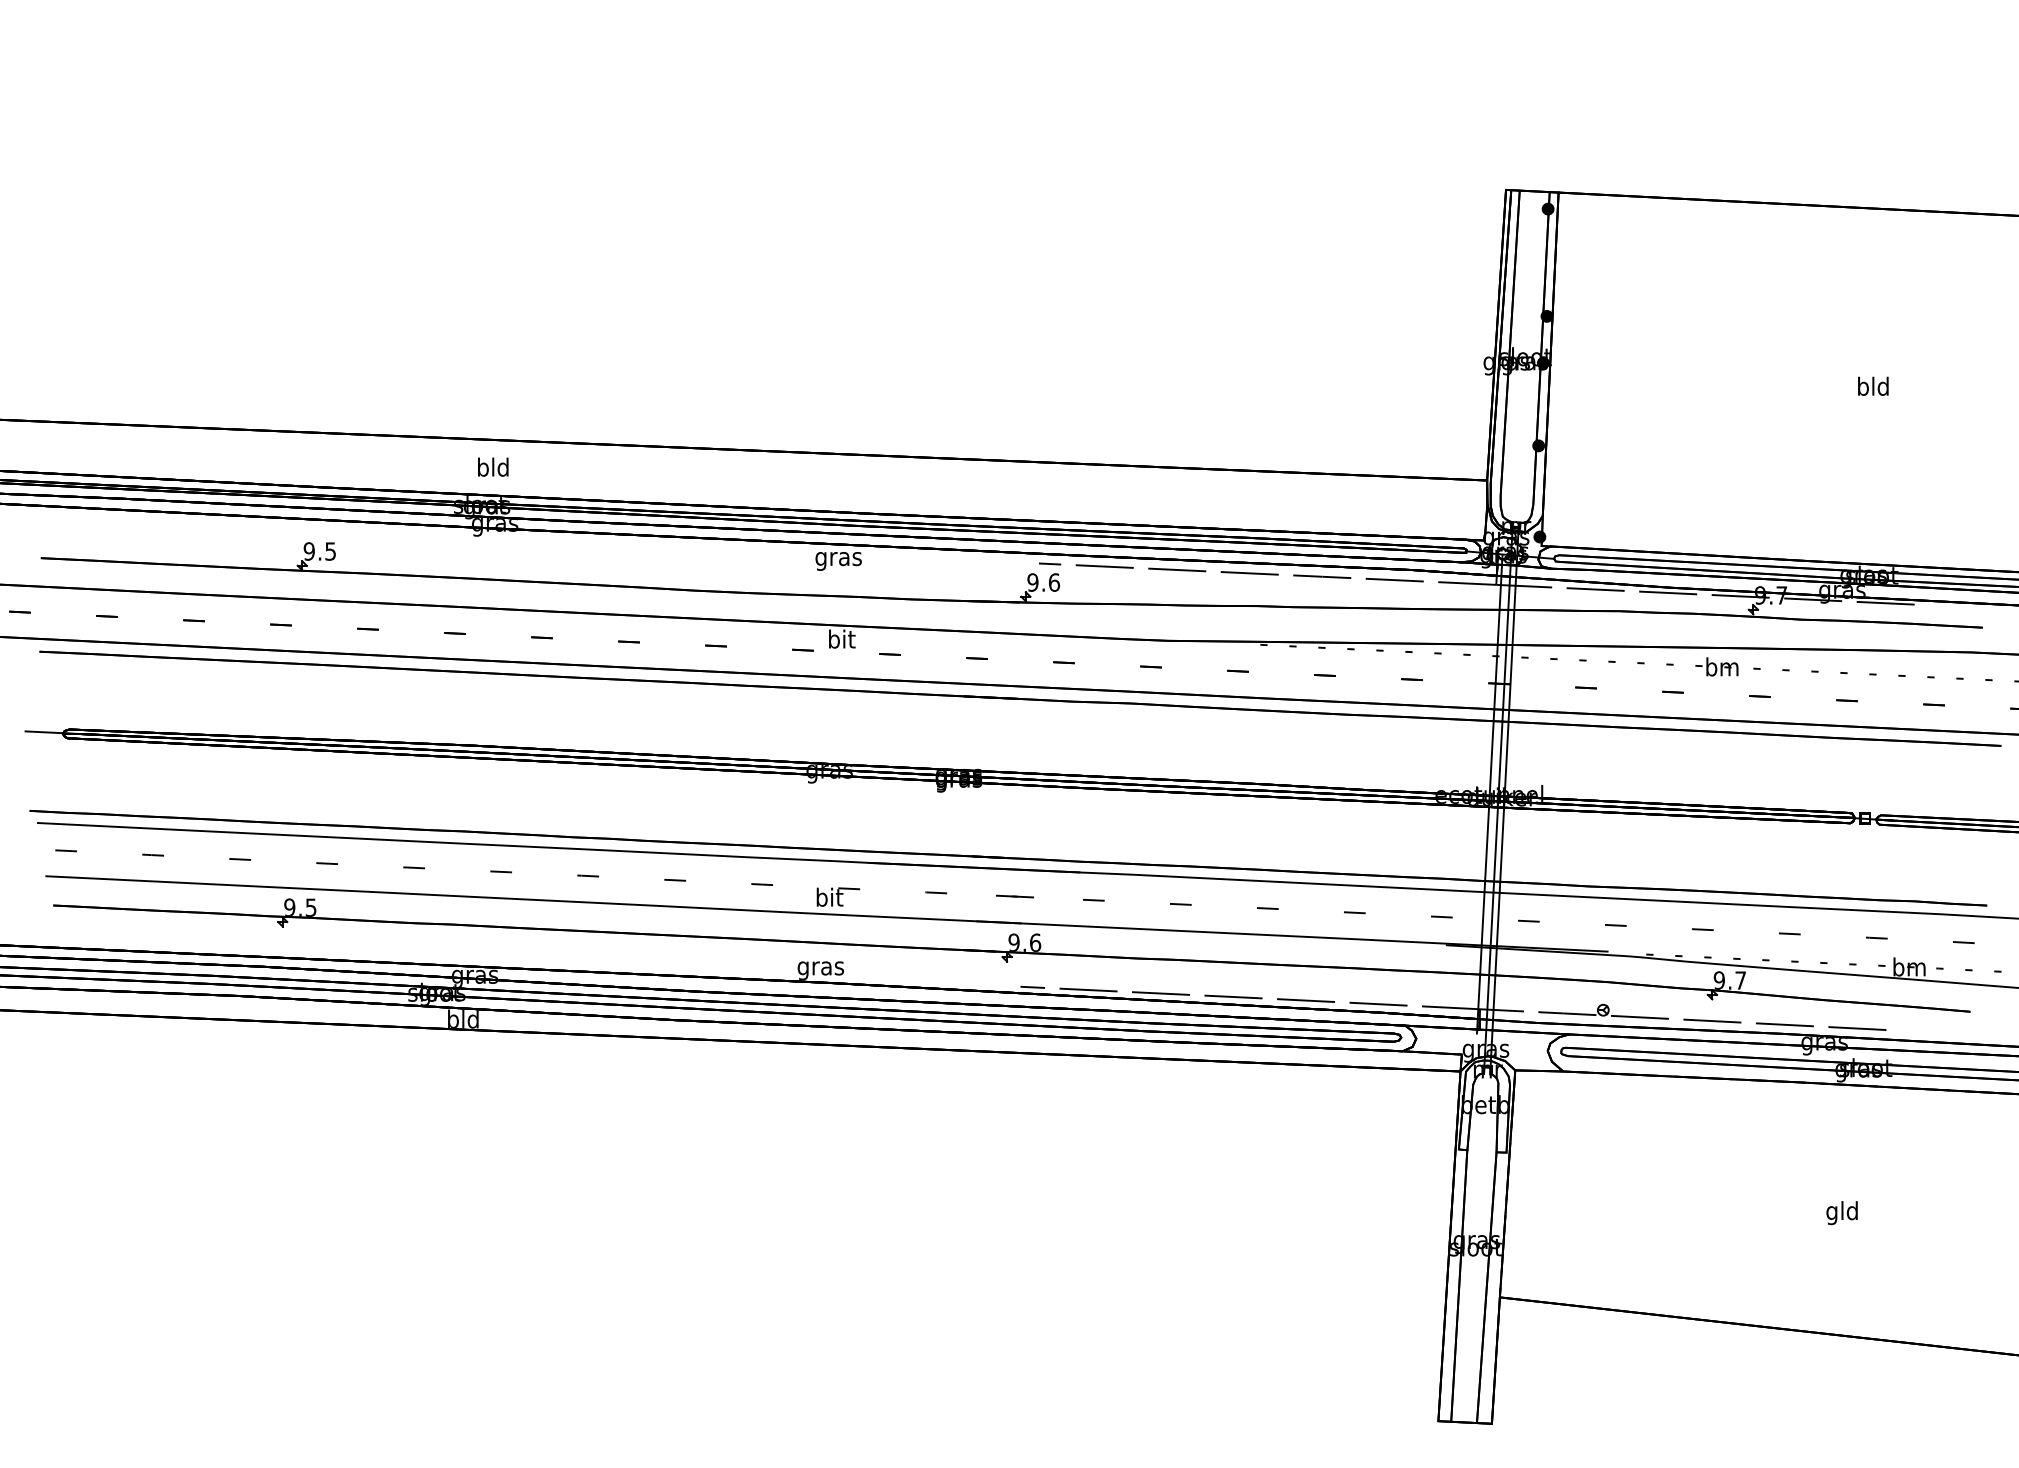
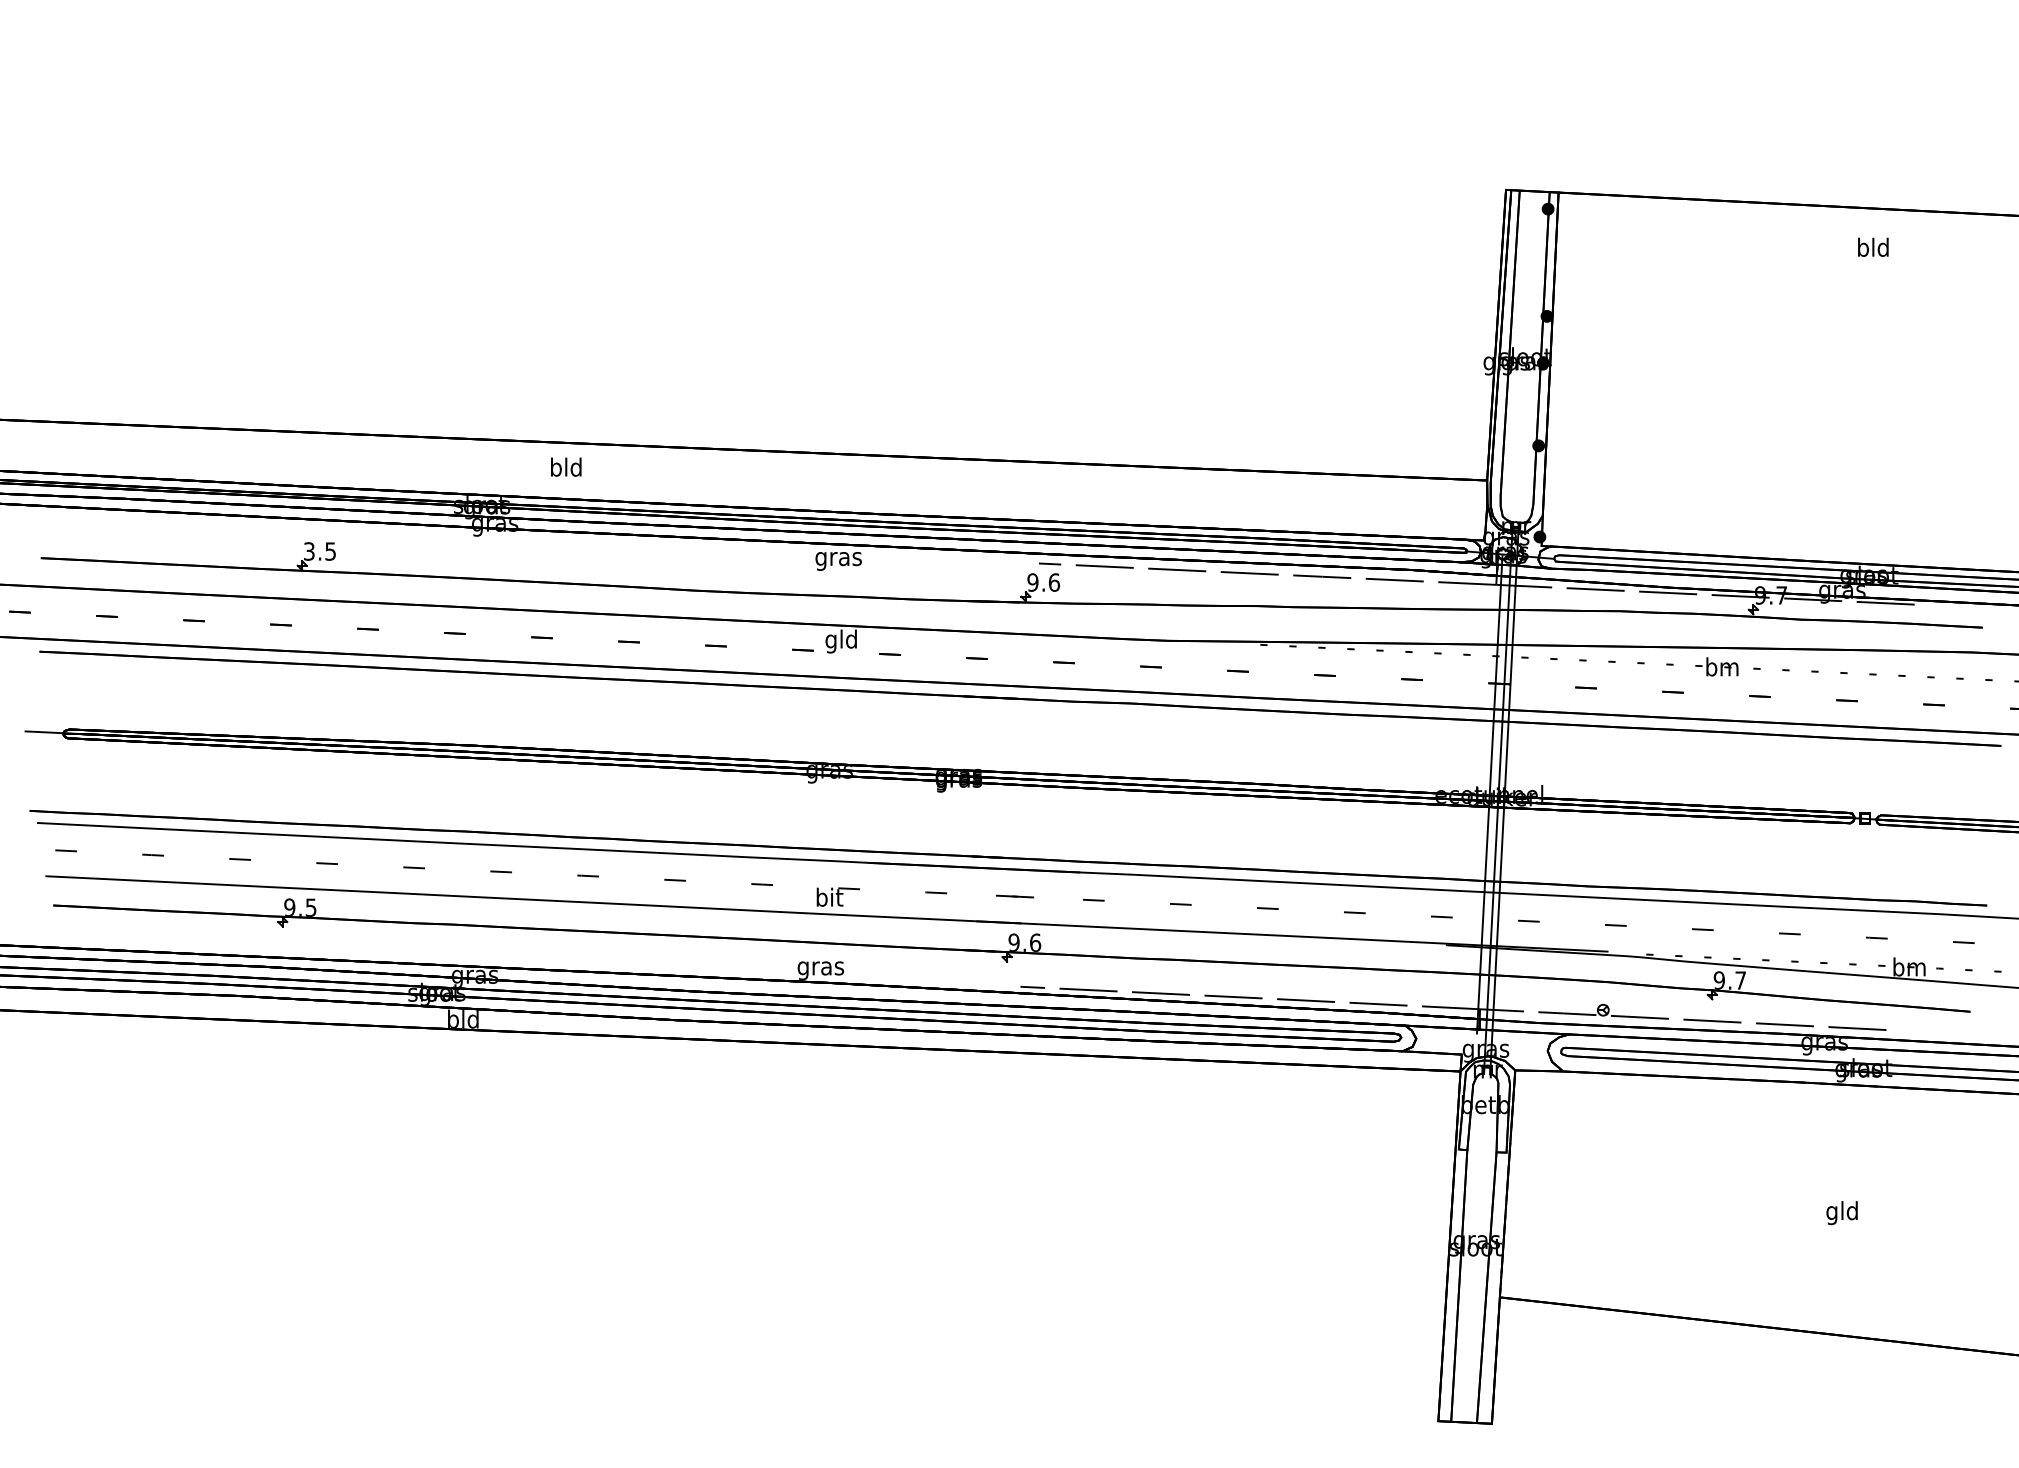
text position: (1873, 385) -> (1873, 246) (1873, 246)
text position: (493, 466) -> (566, 466) (566, 466)
text: 9.5 -> 3.5 (308, 551)
text: bit -> gld (840, 641)
